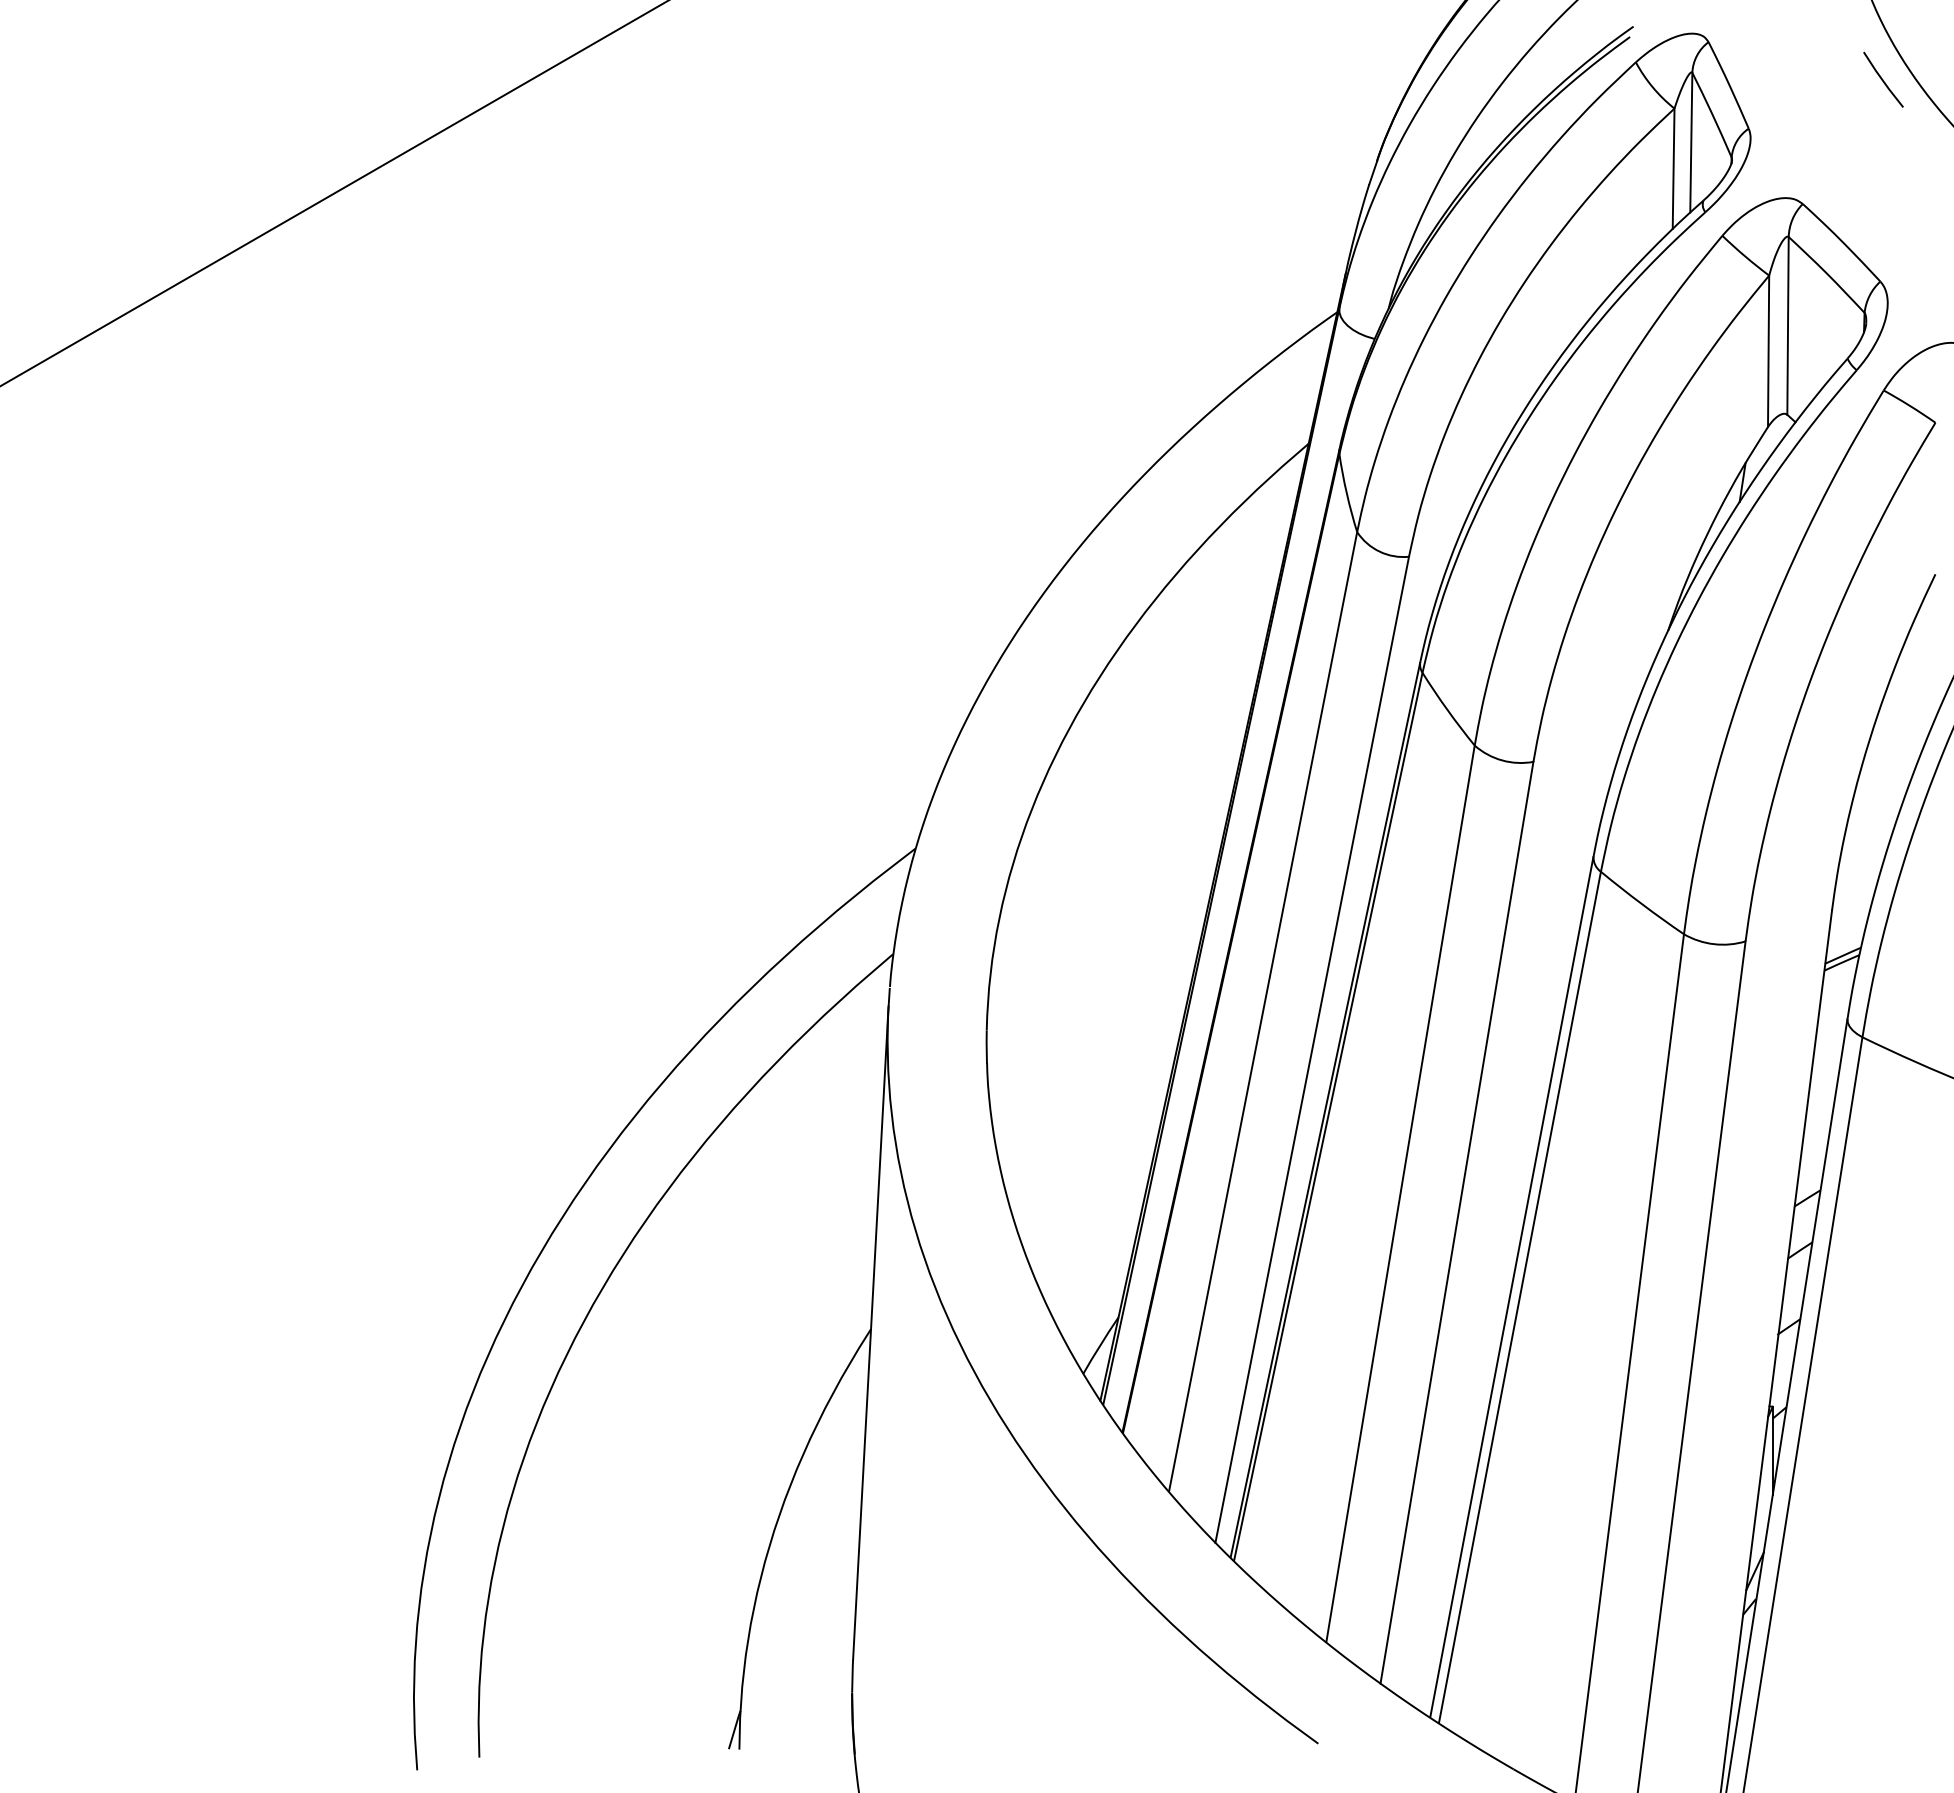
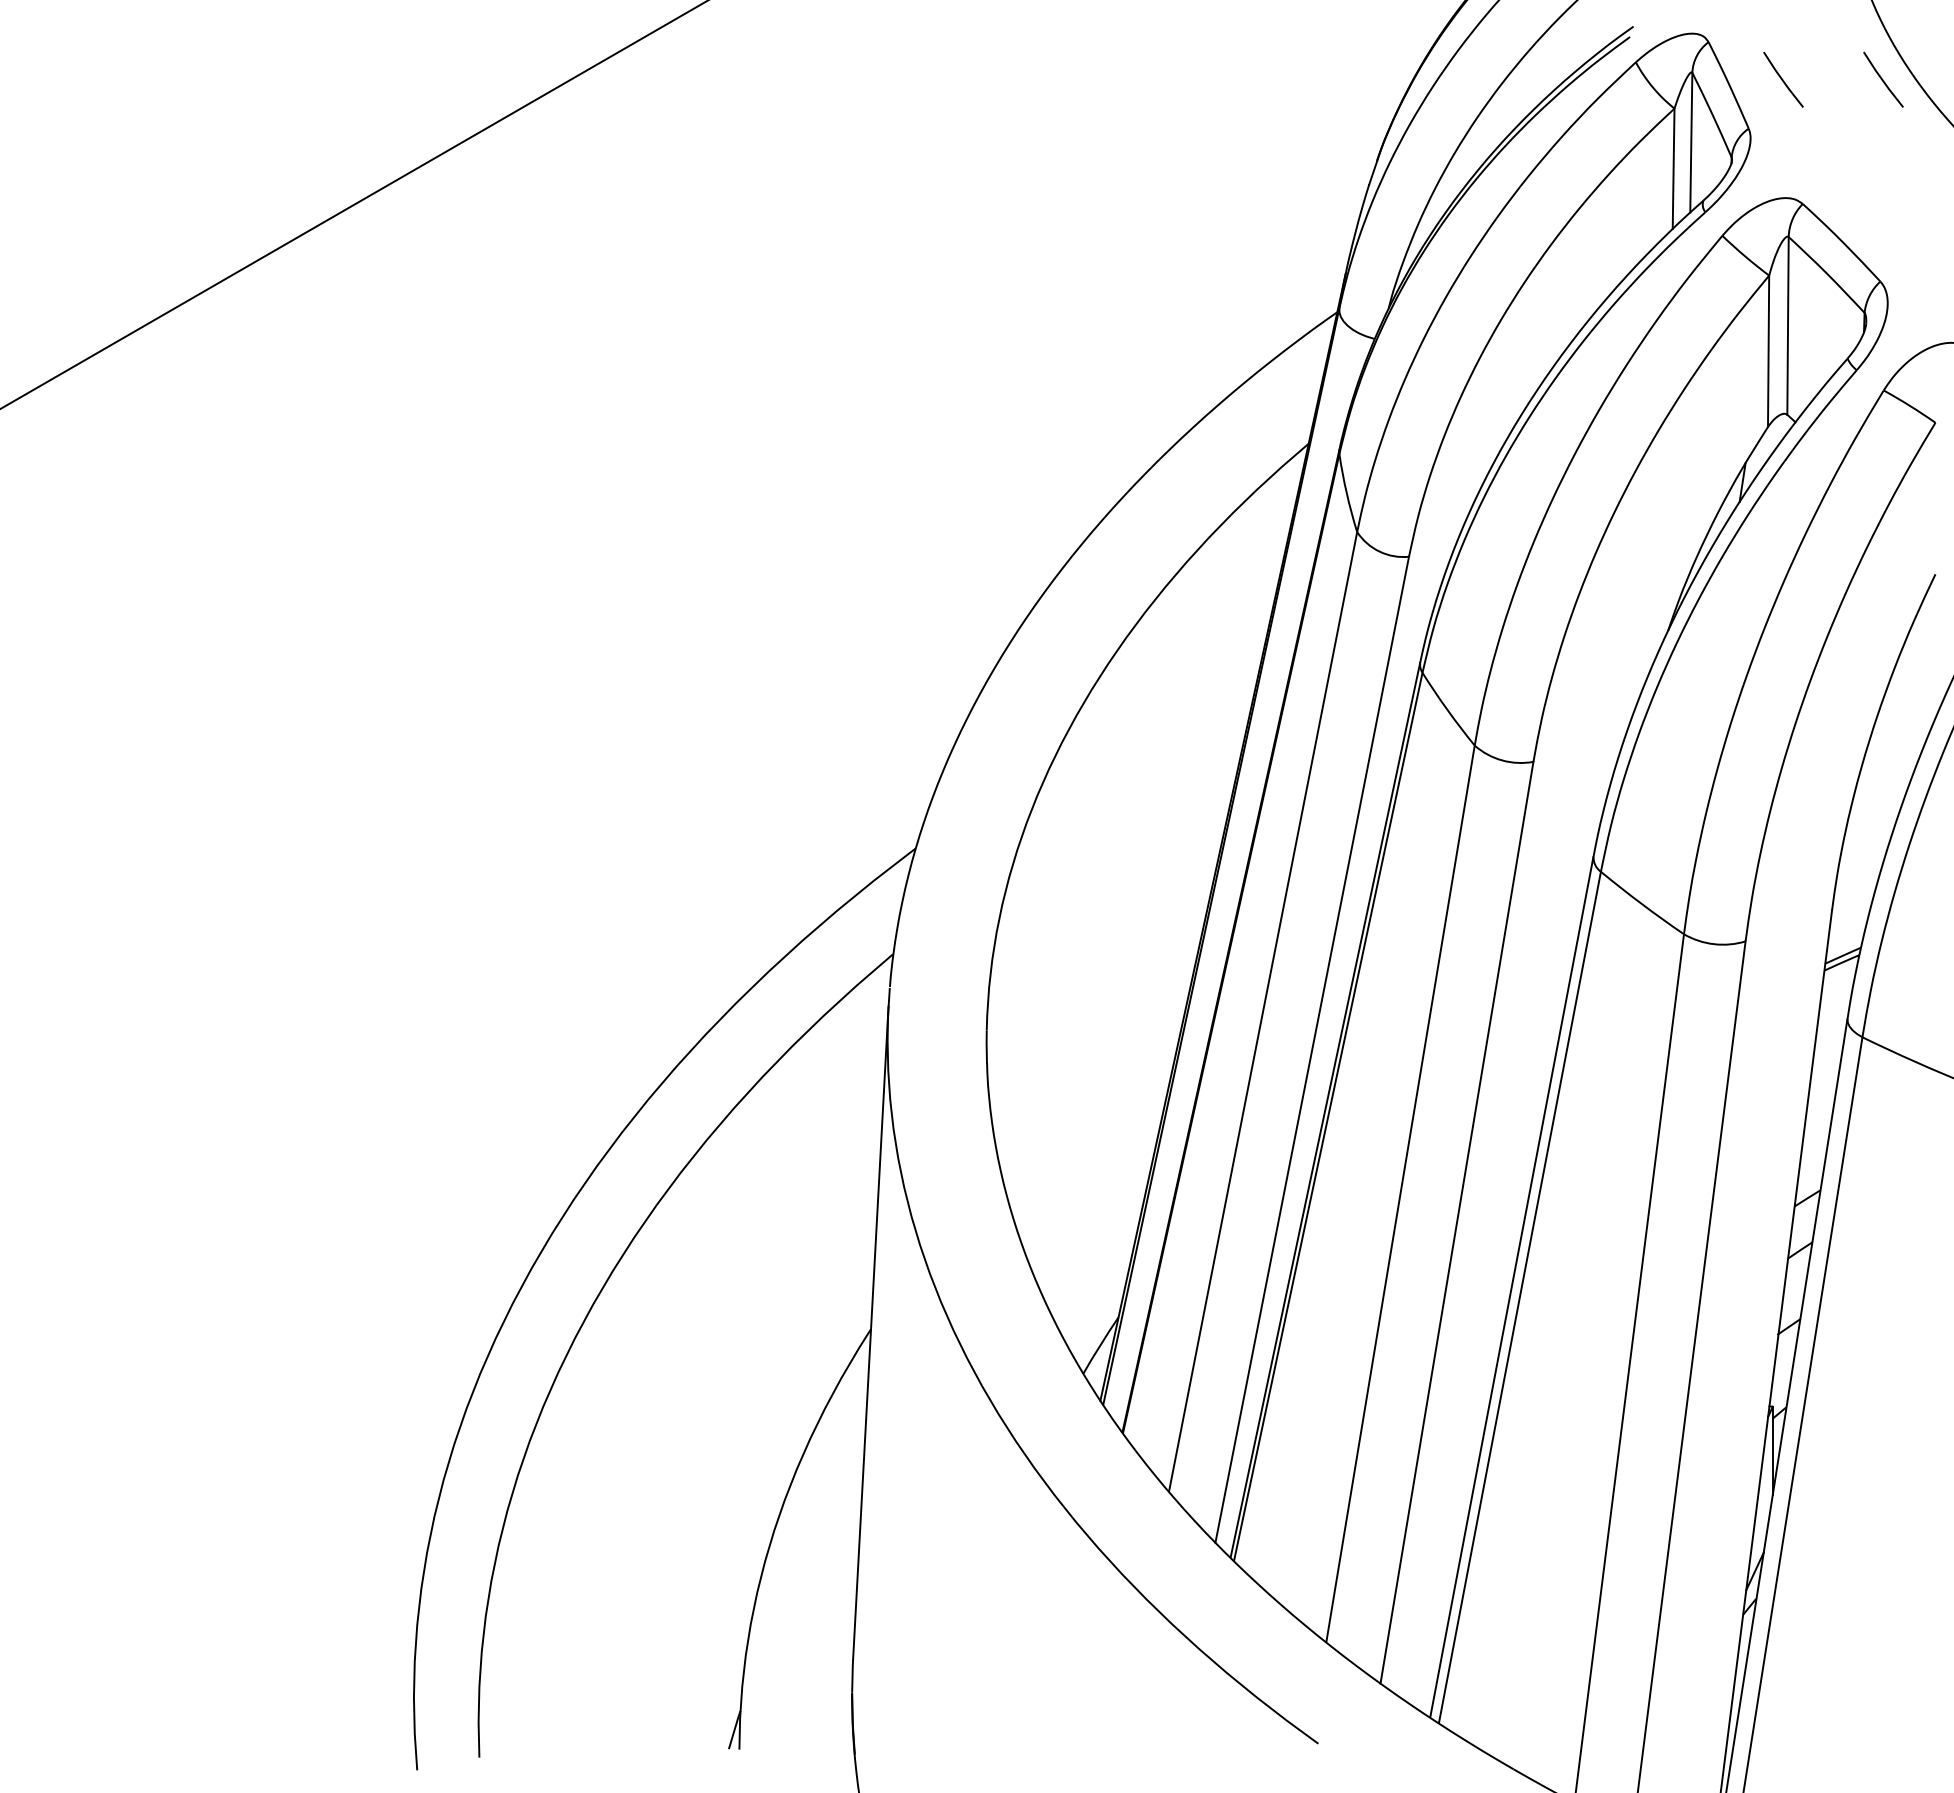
line: none -> present (1783, 79)
line position: (333, 193) -> (353, 204) (353, 204)
